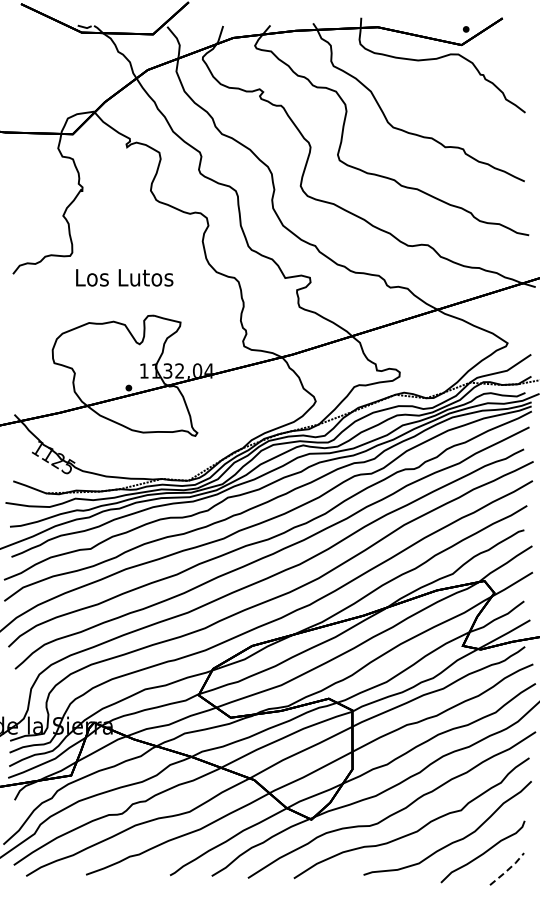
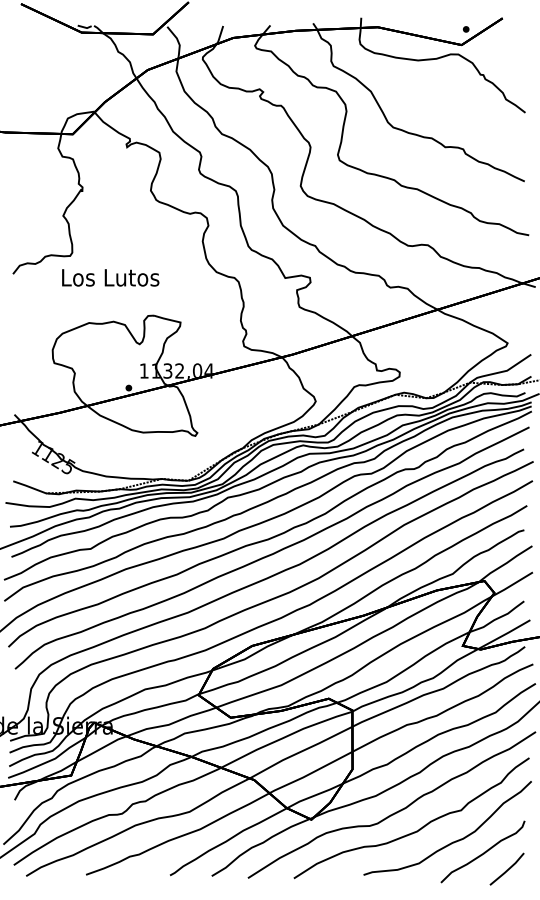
text position: (124, 277) -> (110, 277) (110, 277)
line: dashed -> solid (508, 869)
